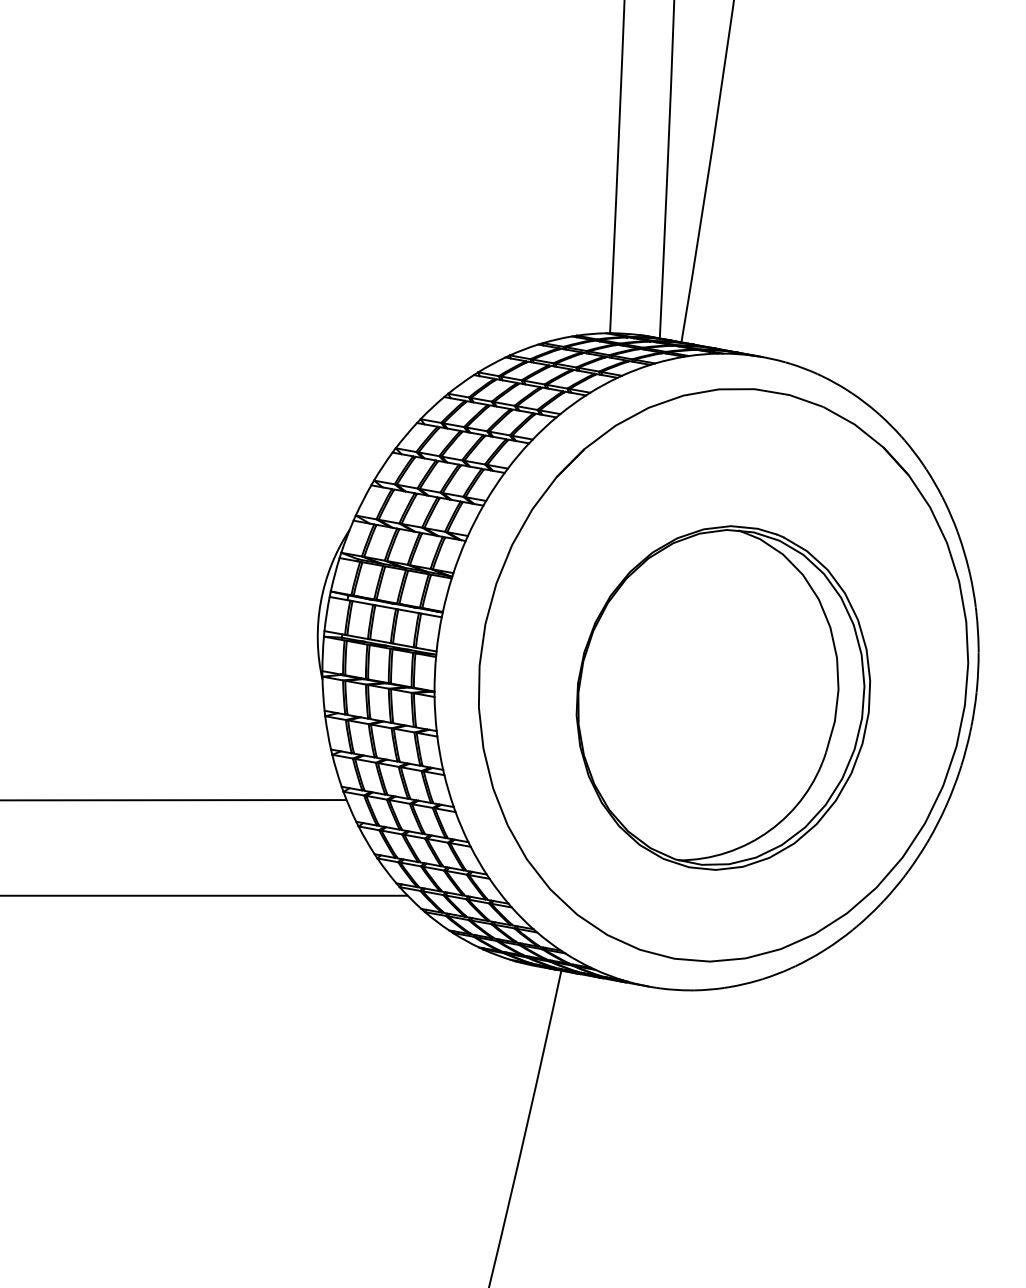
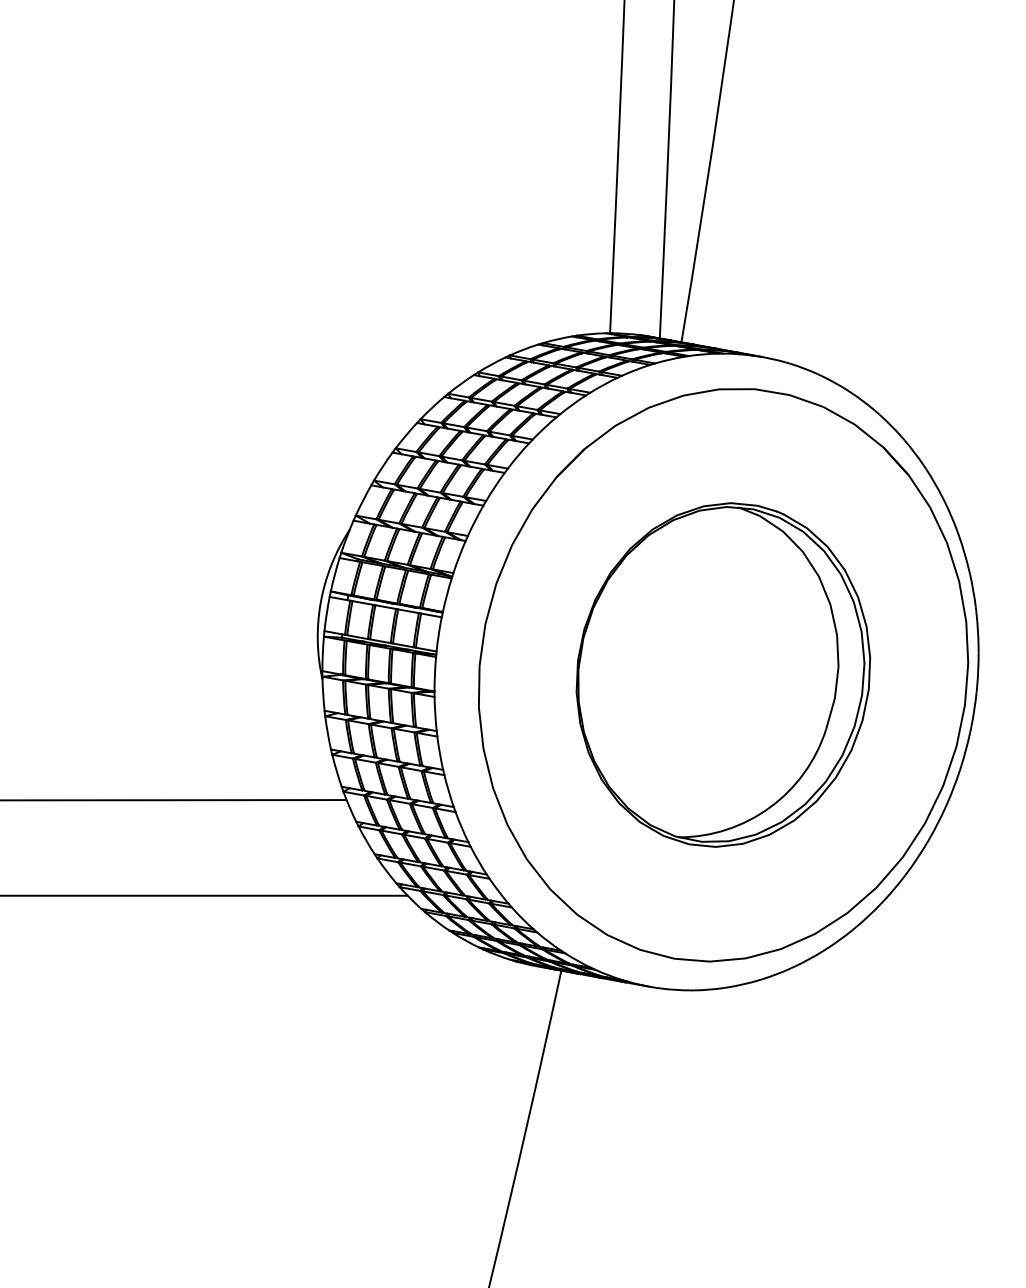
part position: (723, 697) -> (723, 674) (723, 674)
